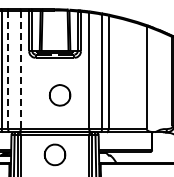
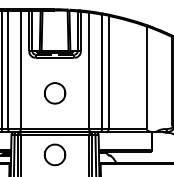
line: dashed -> solid (8, 70)
line: dashed -> solid (21, 70)
part position: (60, 95) -> (55, 93) (55, 93)
